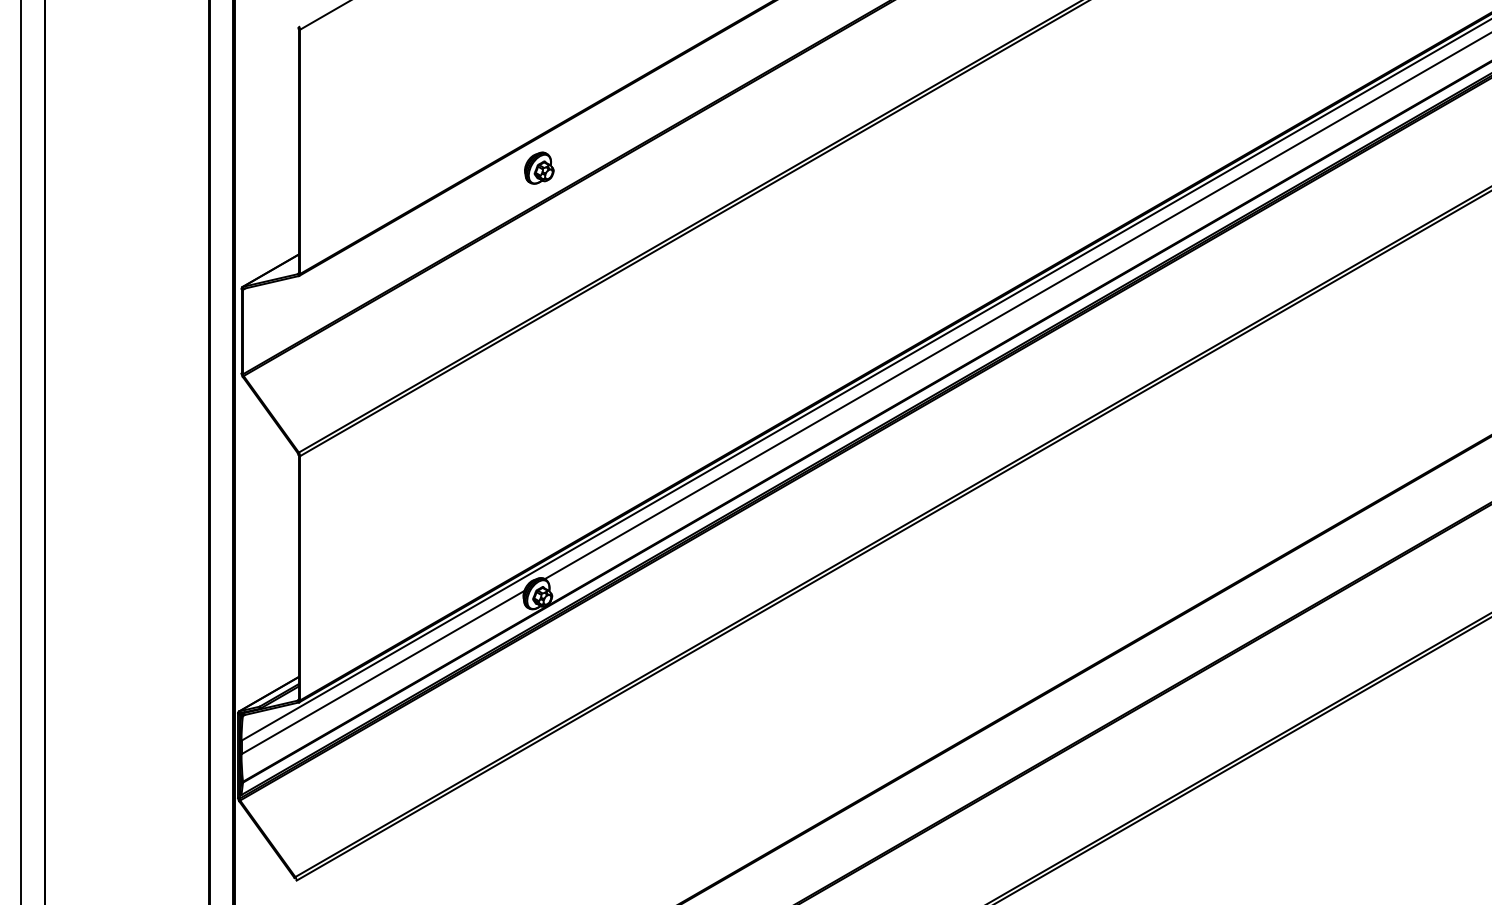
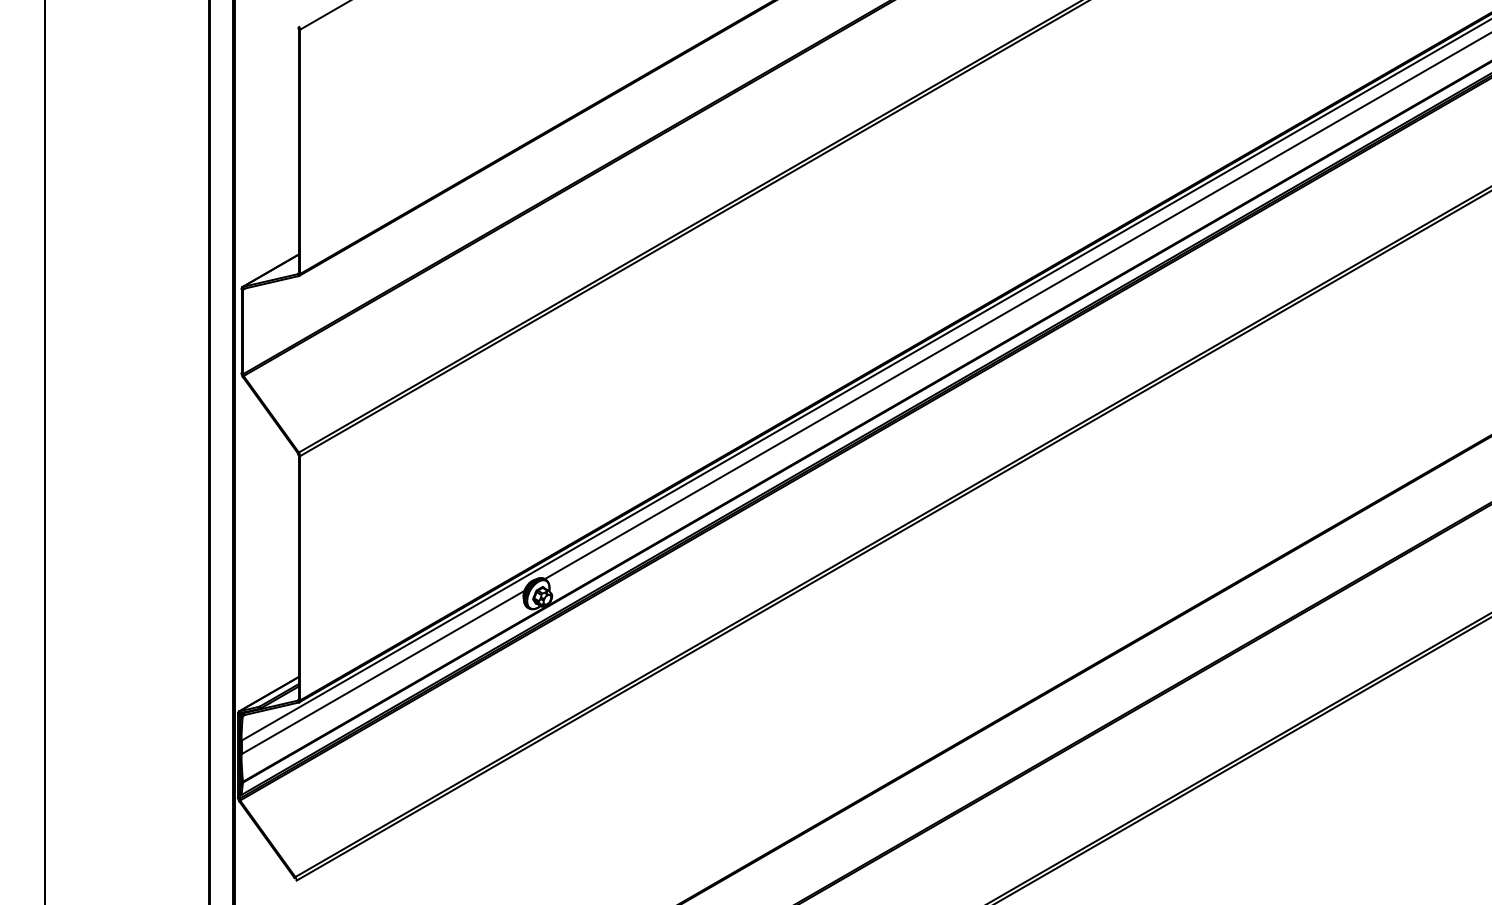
part: present -> none (539, 167)
line: present -> none (21, 451)
